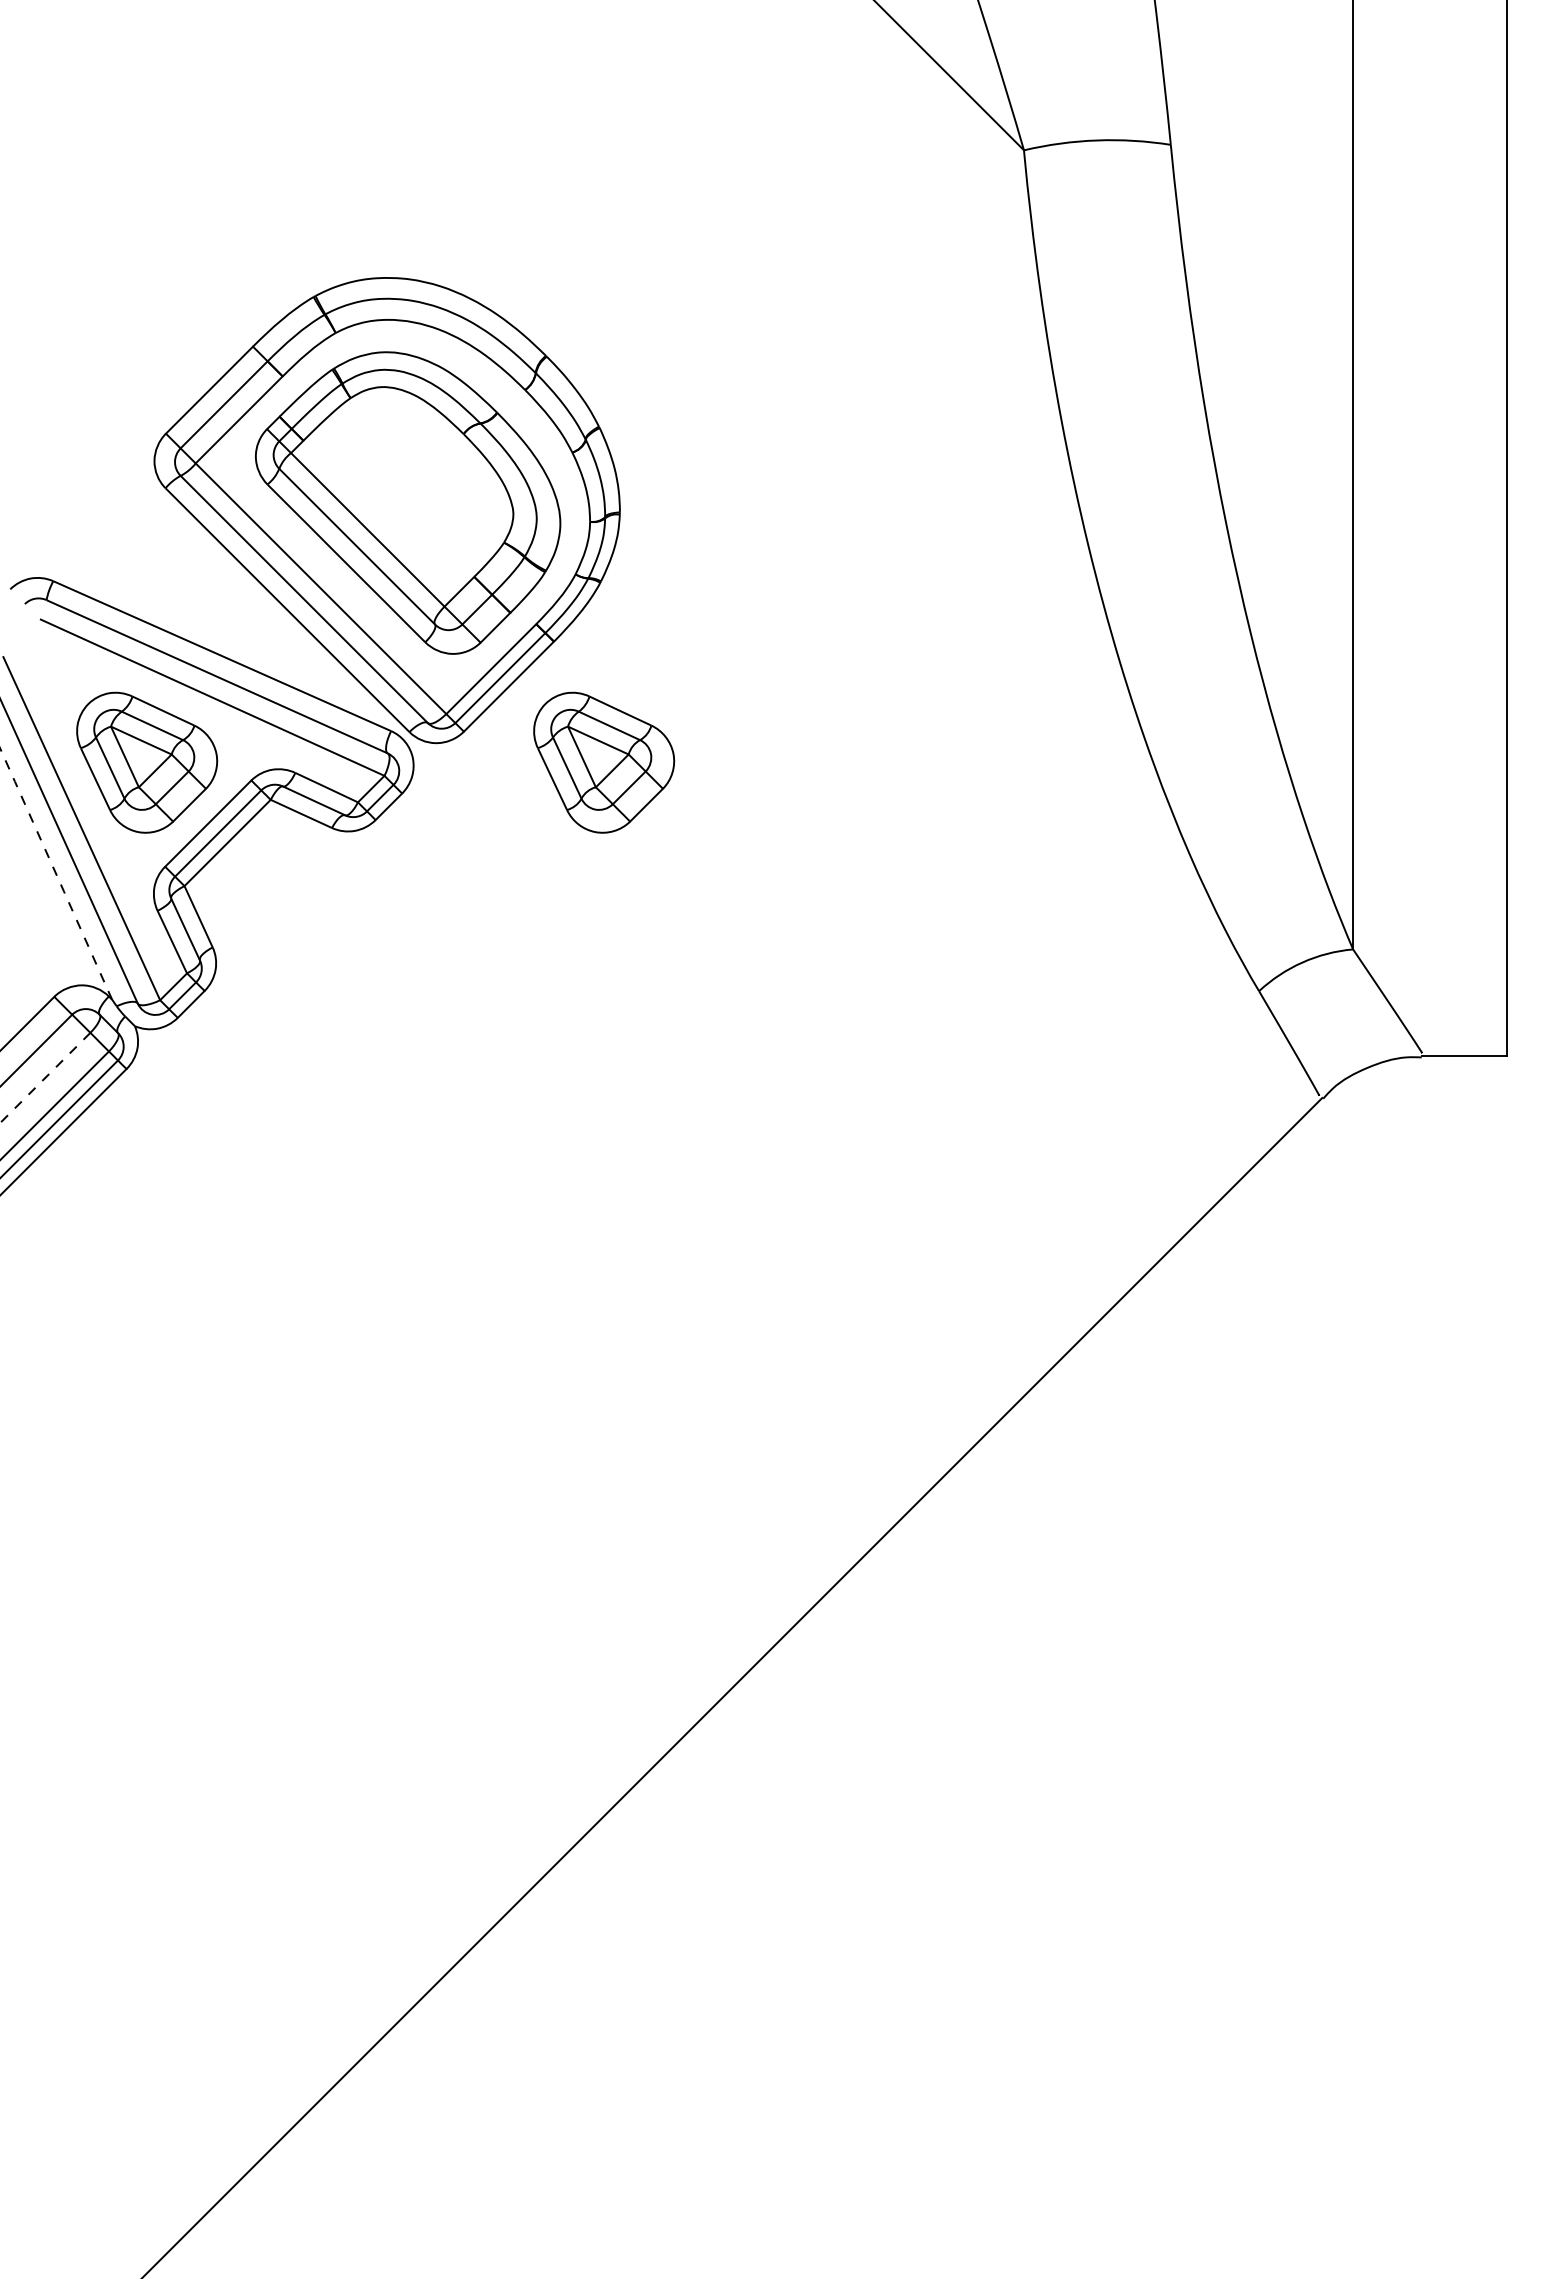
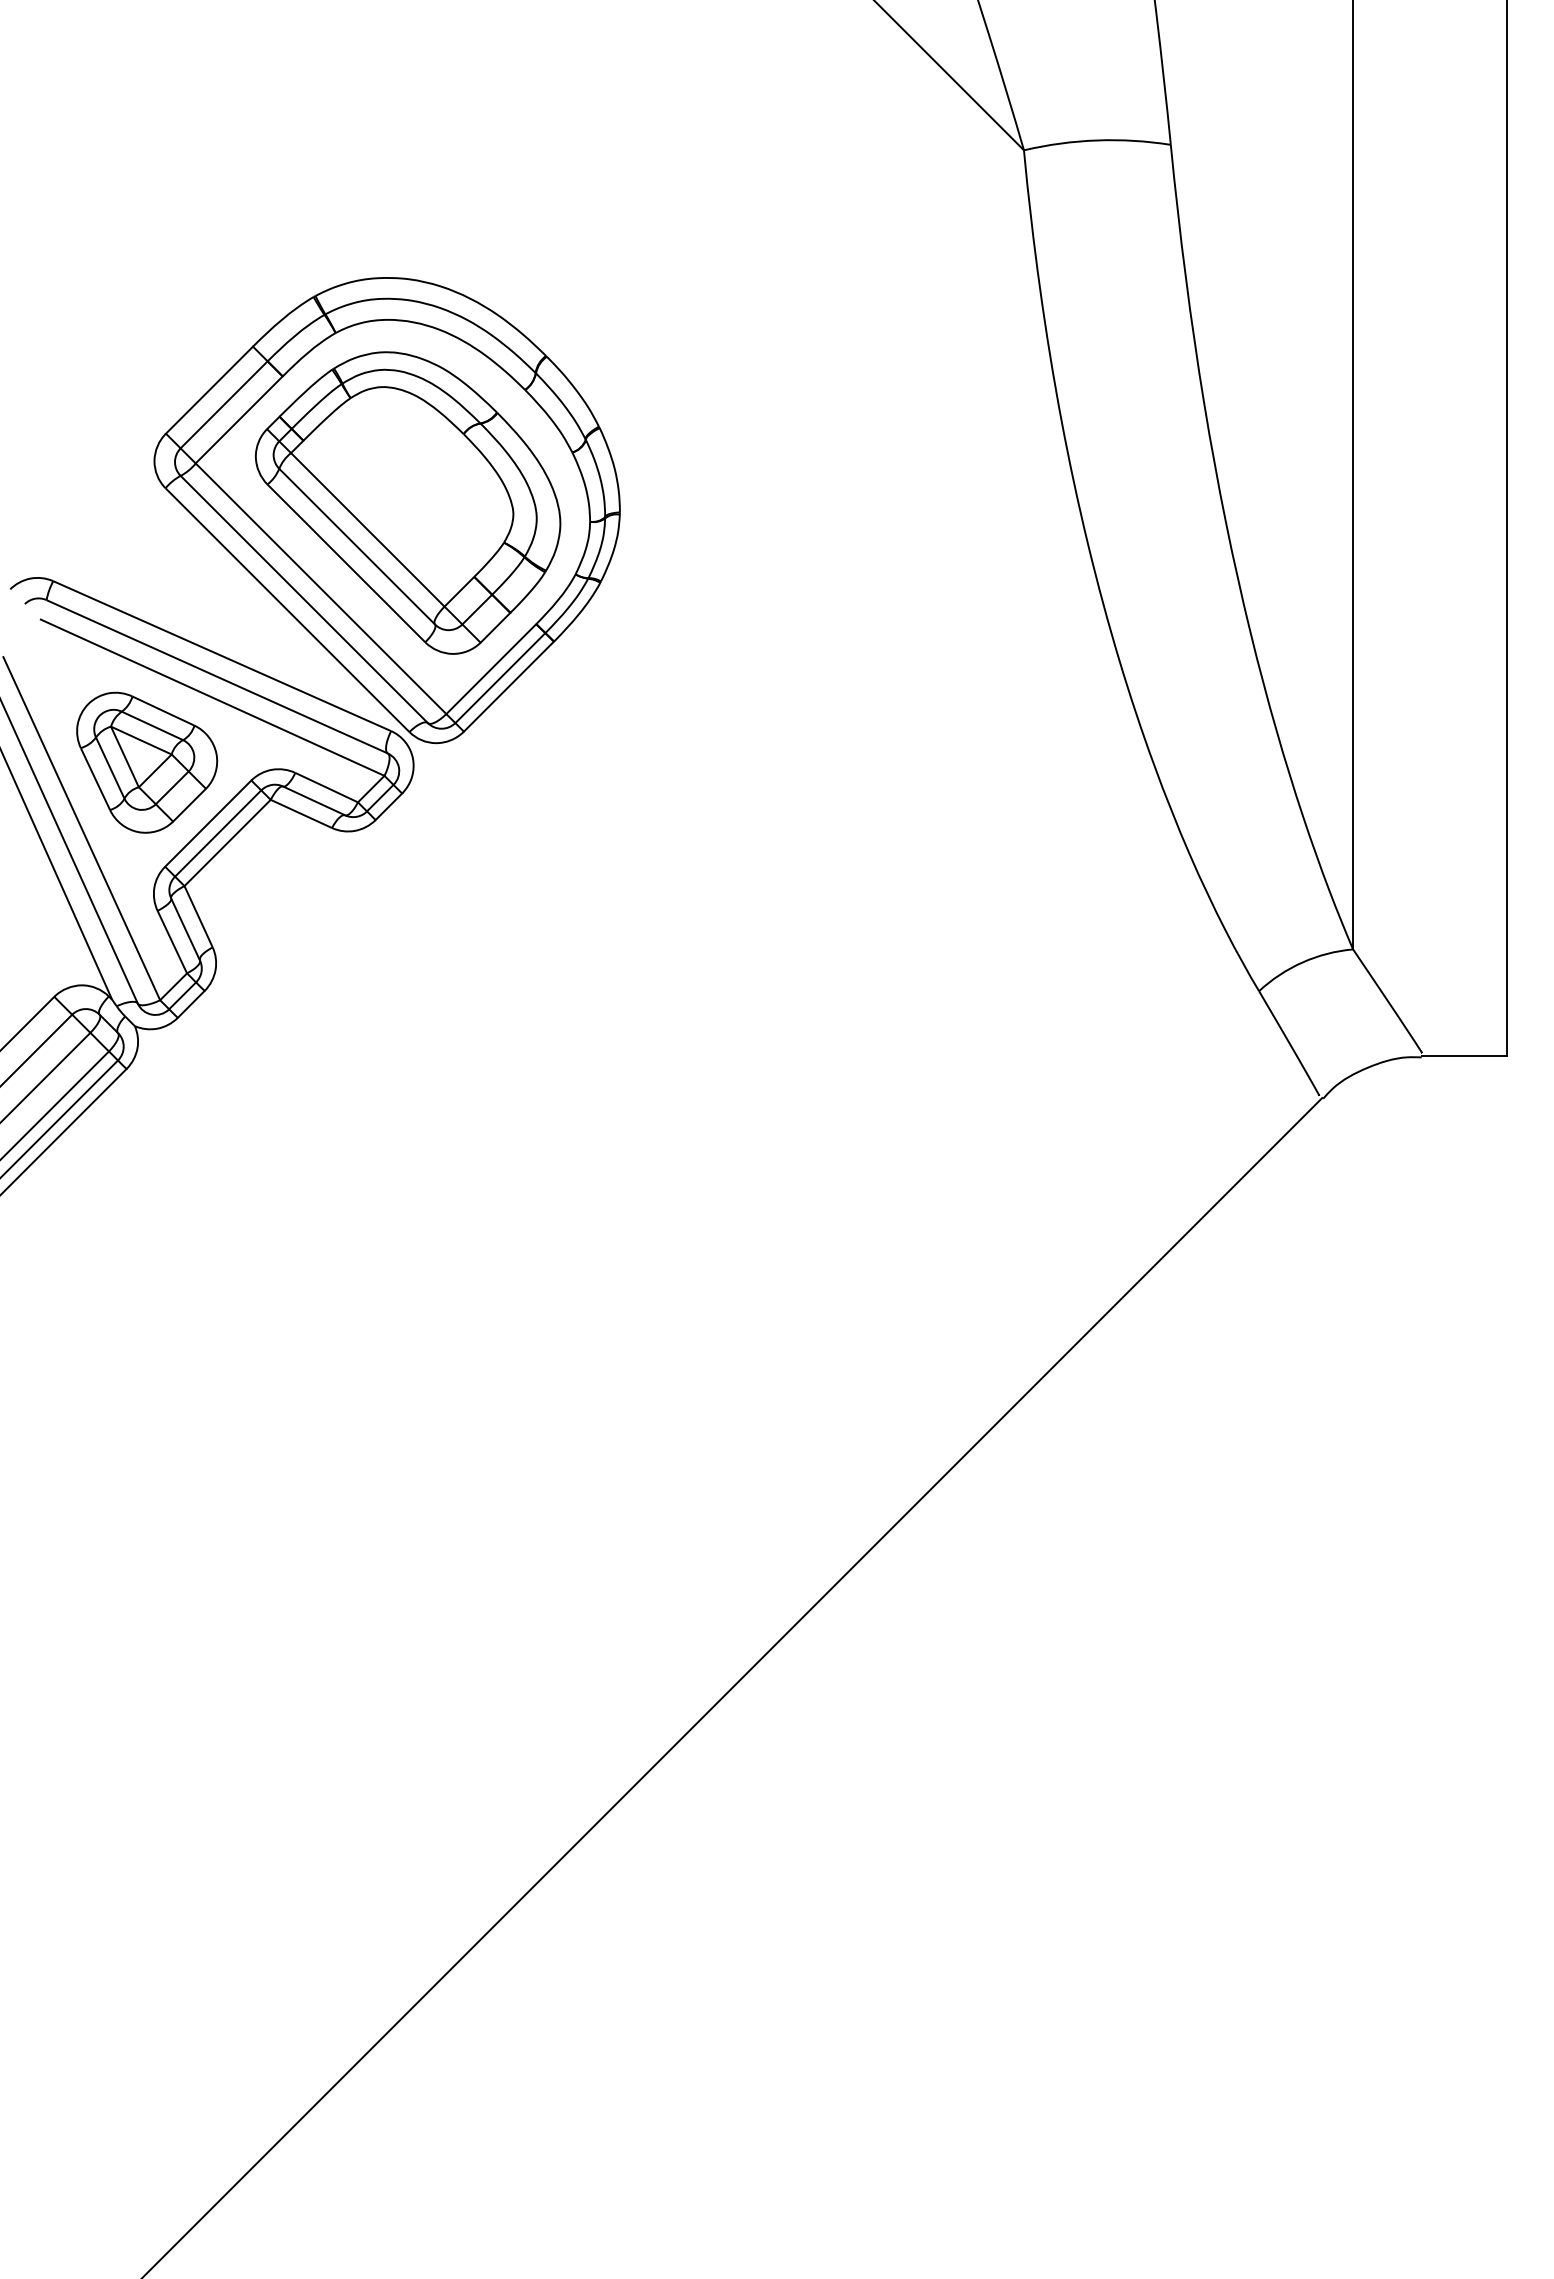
part: present -> none (604, 762)
line: dashed -> solid (56, 874)
line: dashed -> solid (45, 1077)
